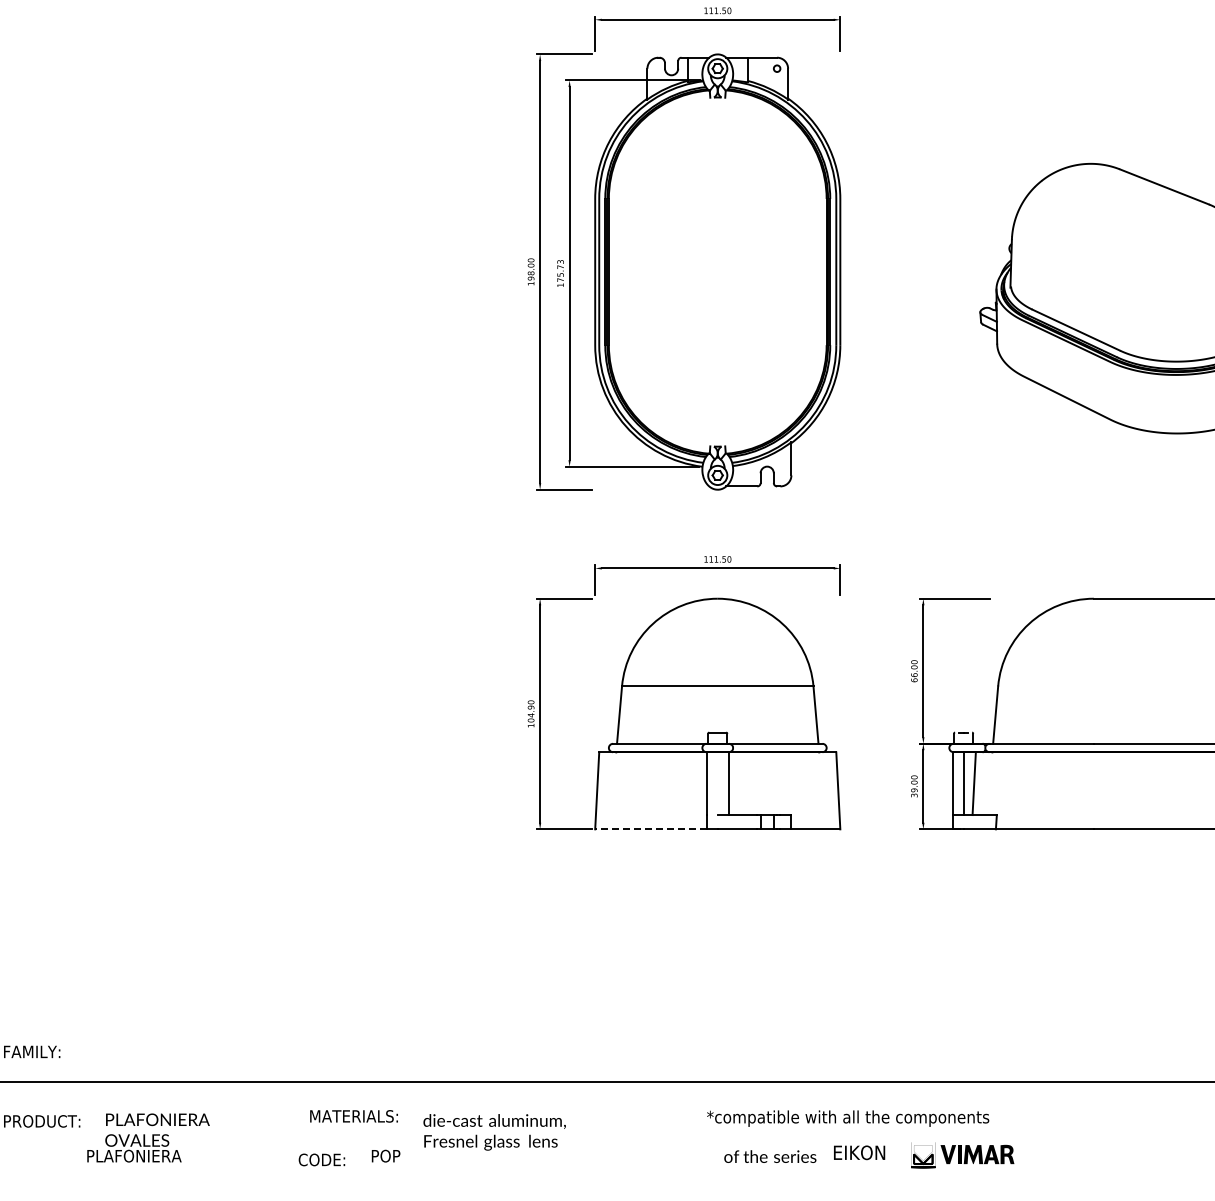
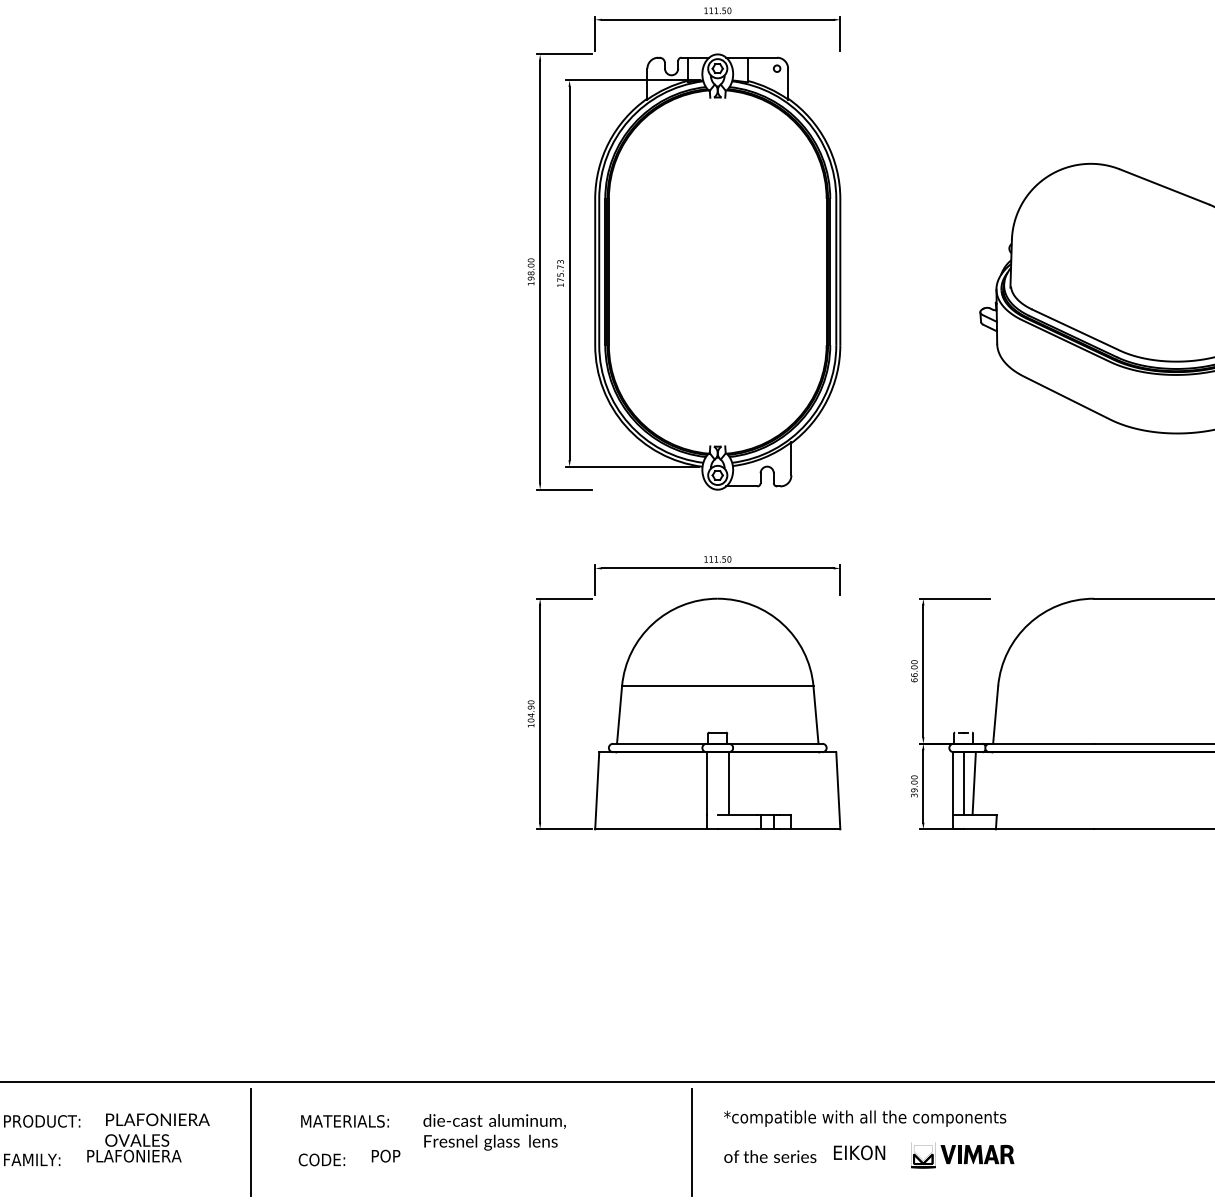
line: dashed -> solid (650, 829)
text position: (32, 1051) -> (32, 1159) (32, 1159)
text position: (353, 1116) -> (344, 1121) (344, 1121)
text position: (848, 1118) -> (865, 1118) (865, 1118)
line: none -> present (250, 1141)
line: none -> present (691, 1141)
